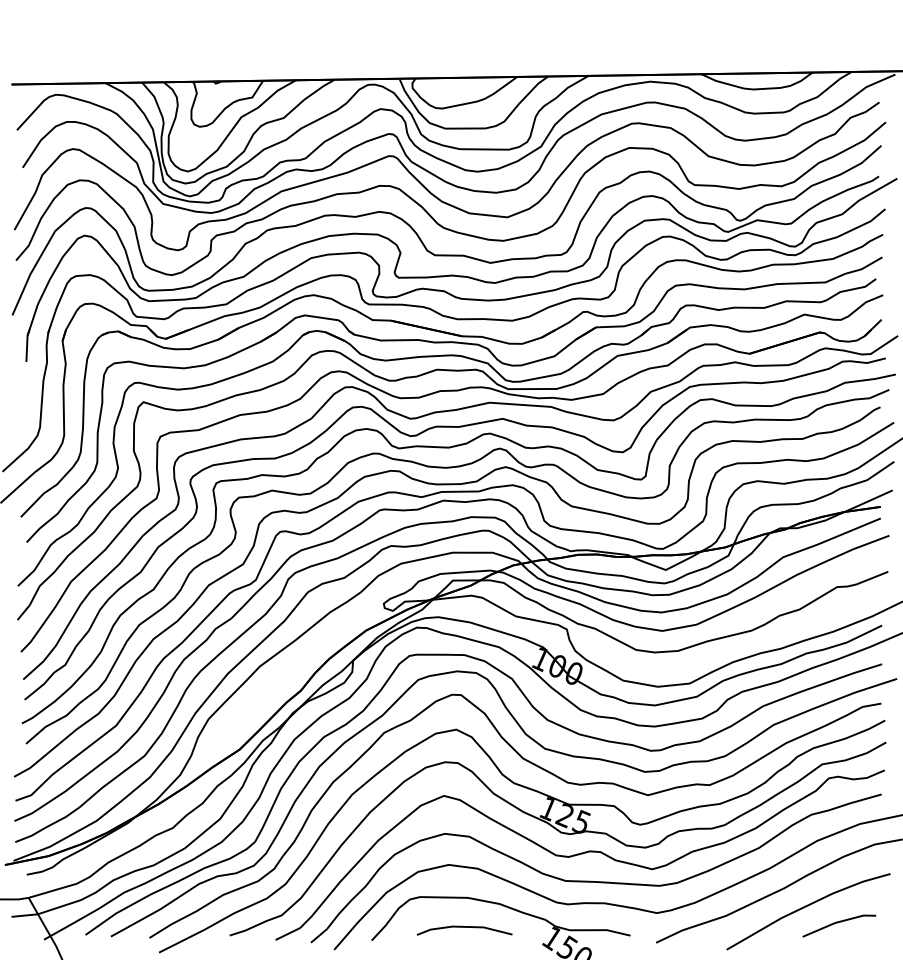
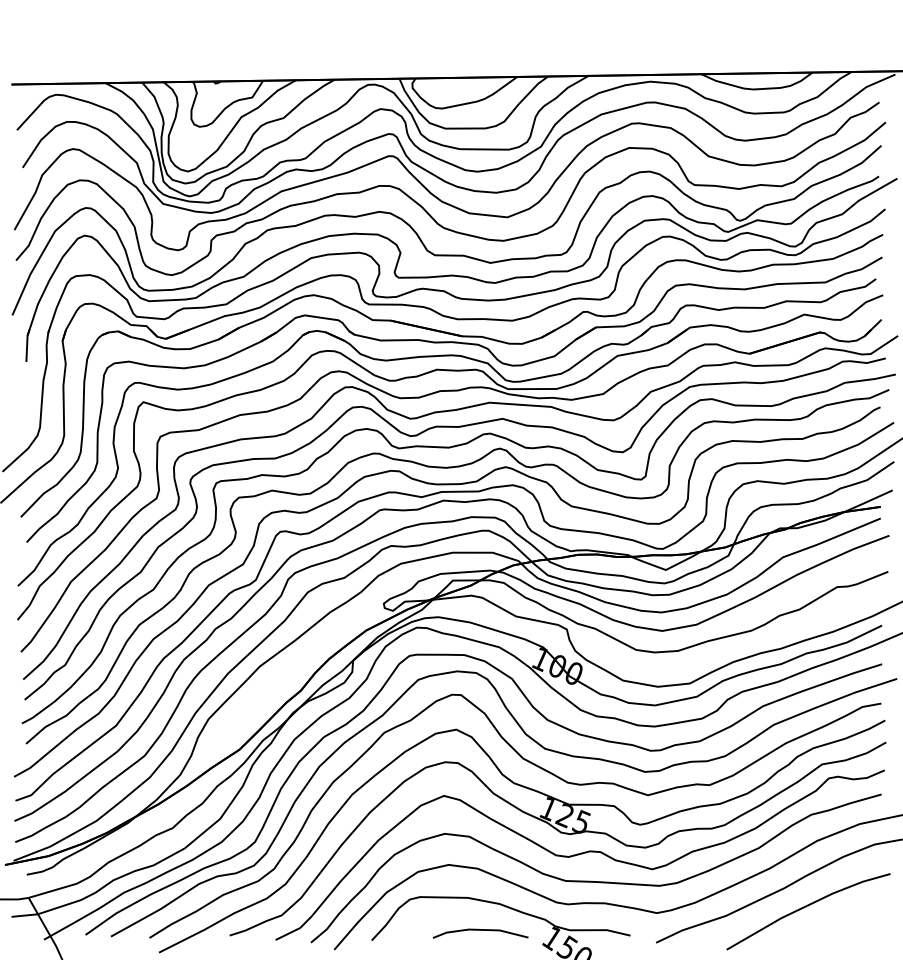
line: present -> none (838, 923)
line position: (464, 927) -> (480, 930) (480, 930)
